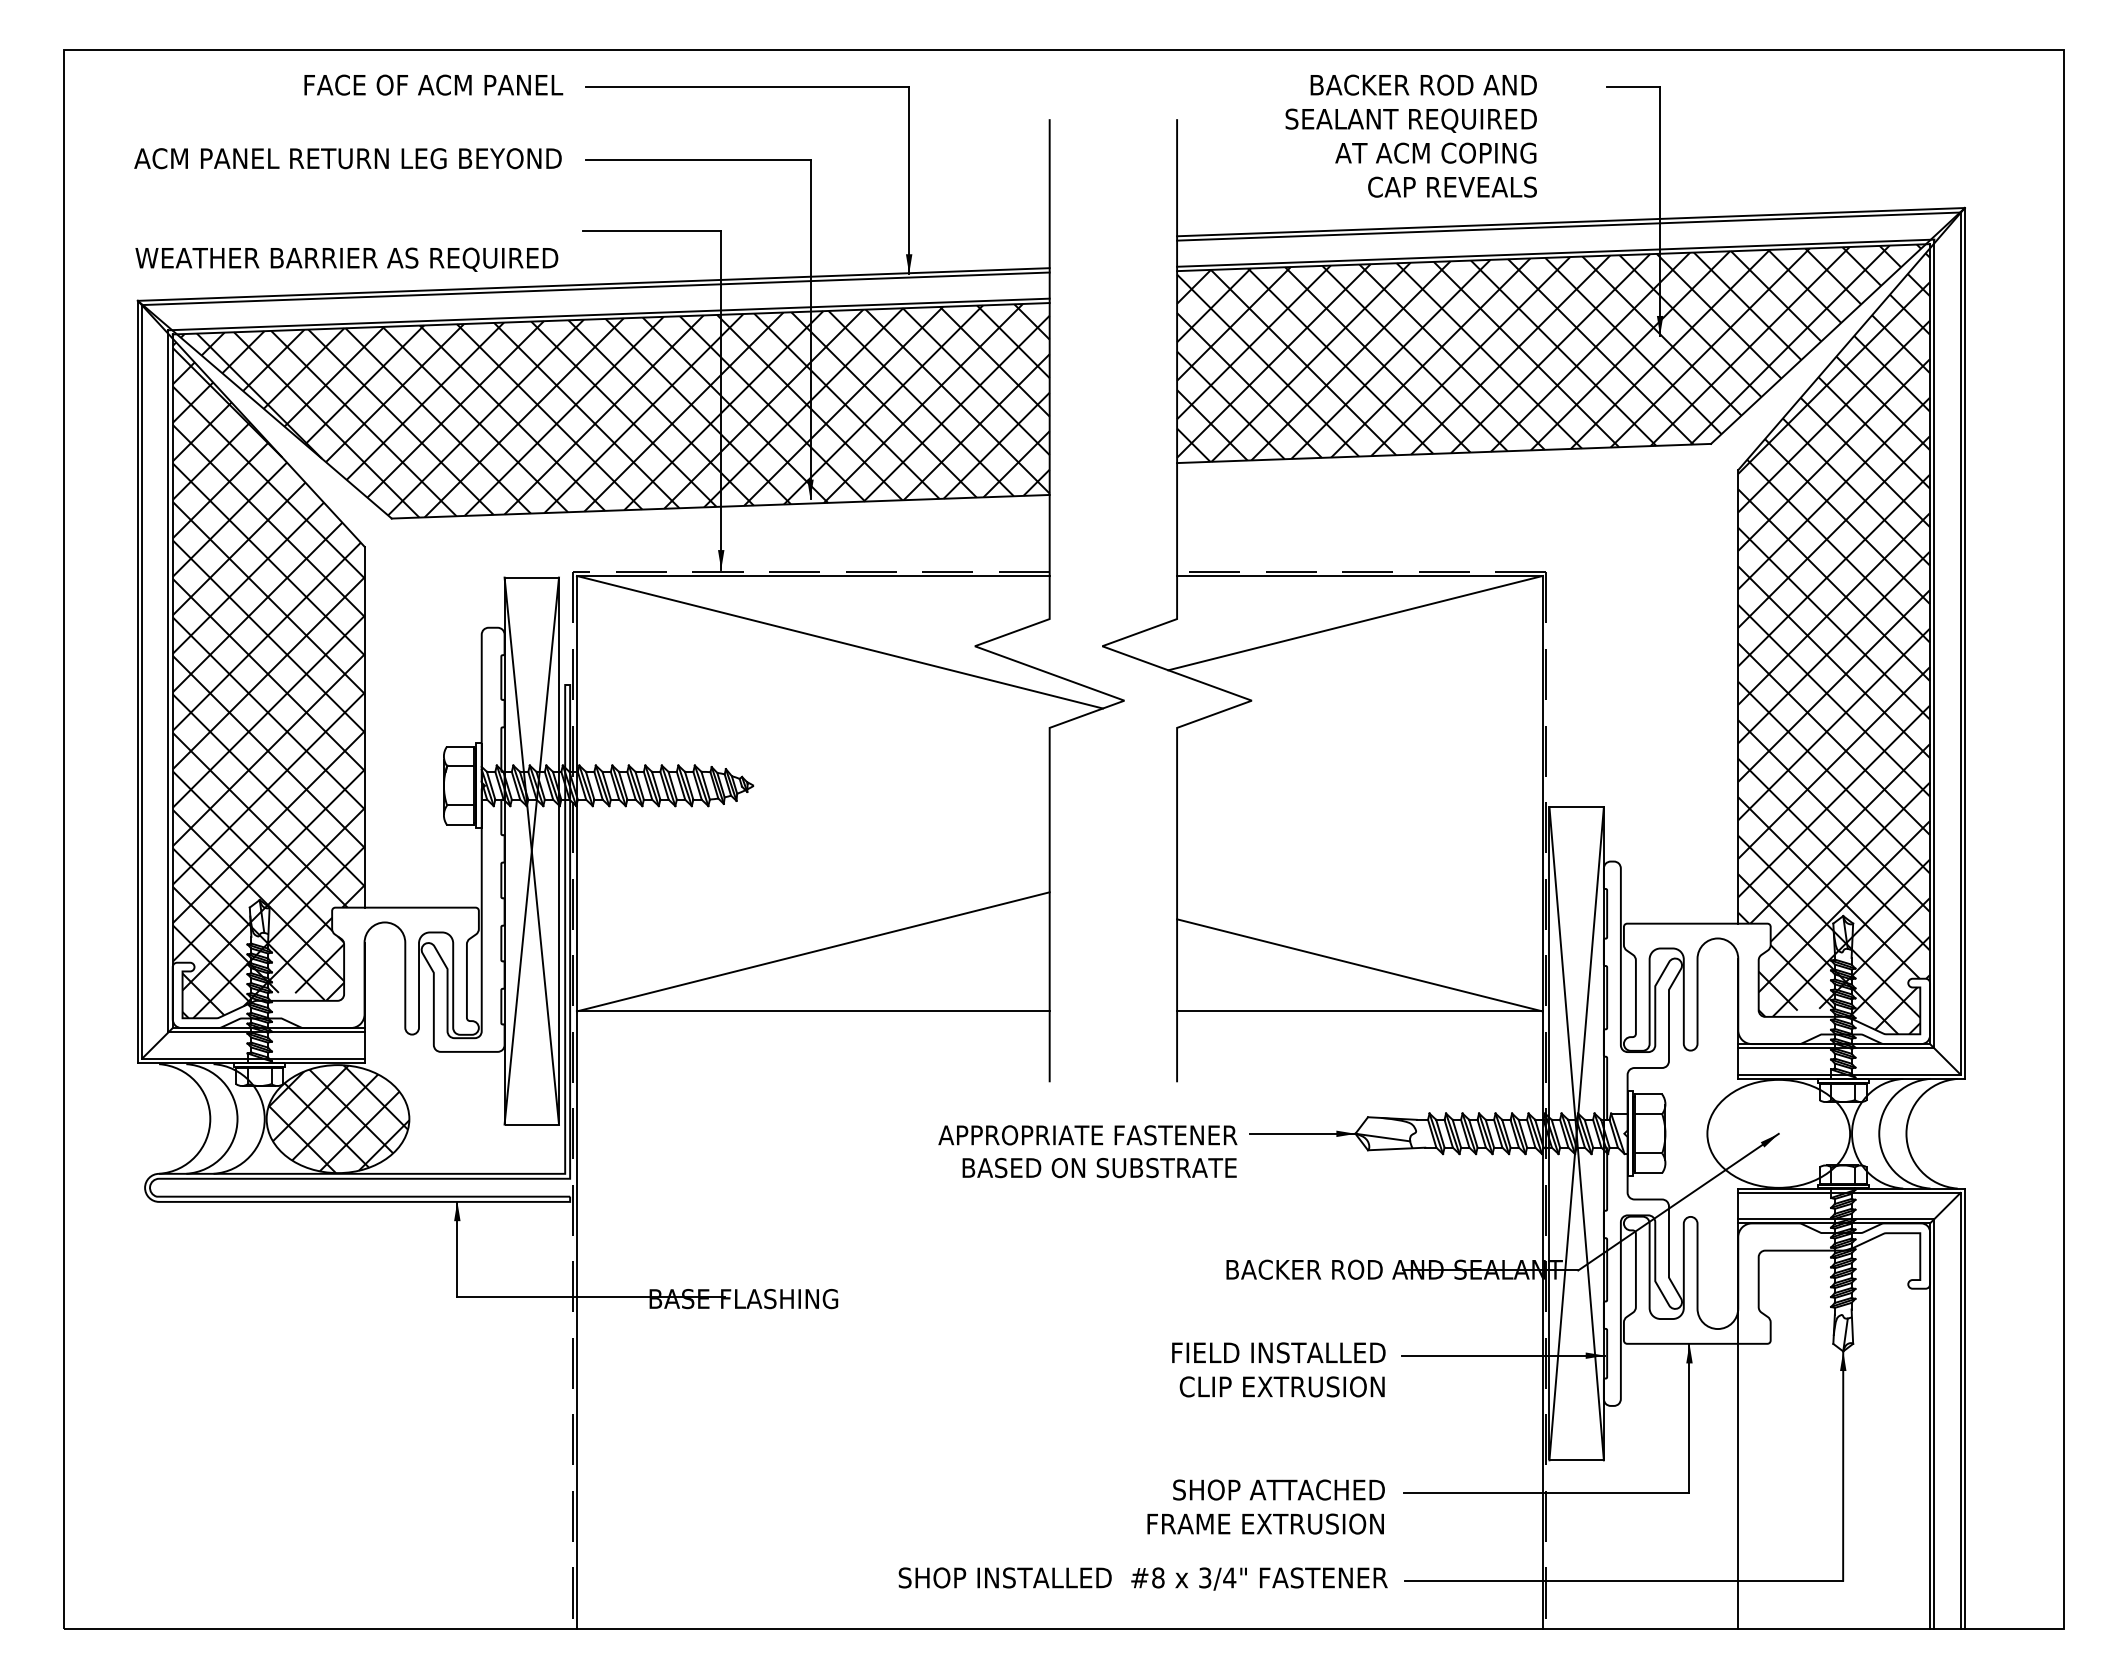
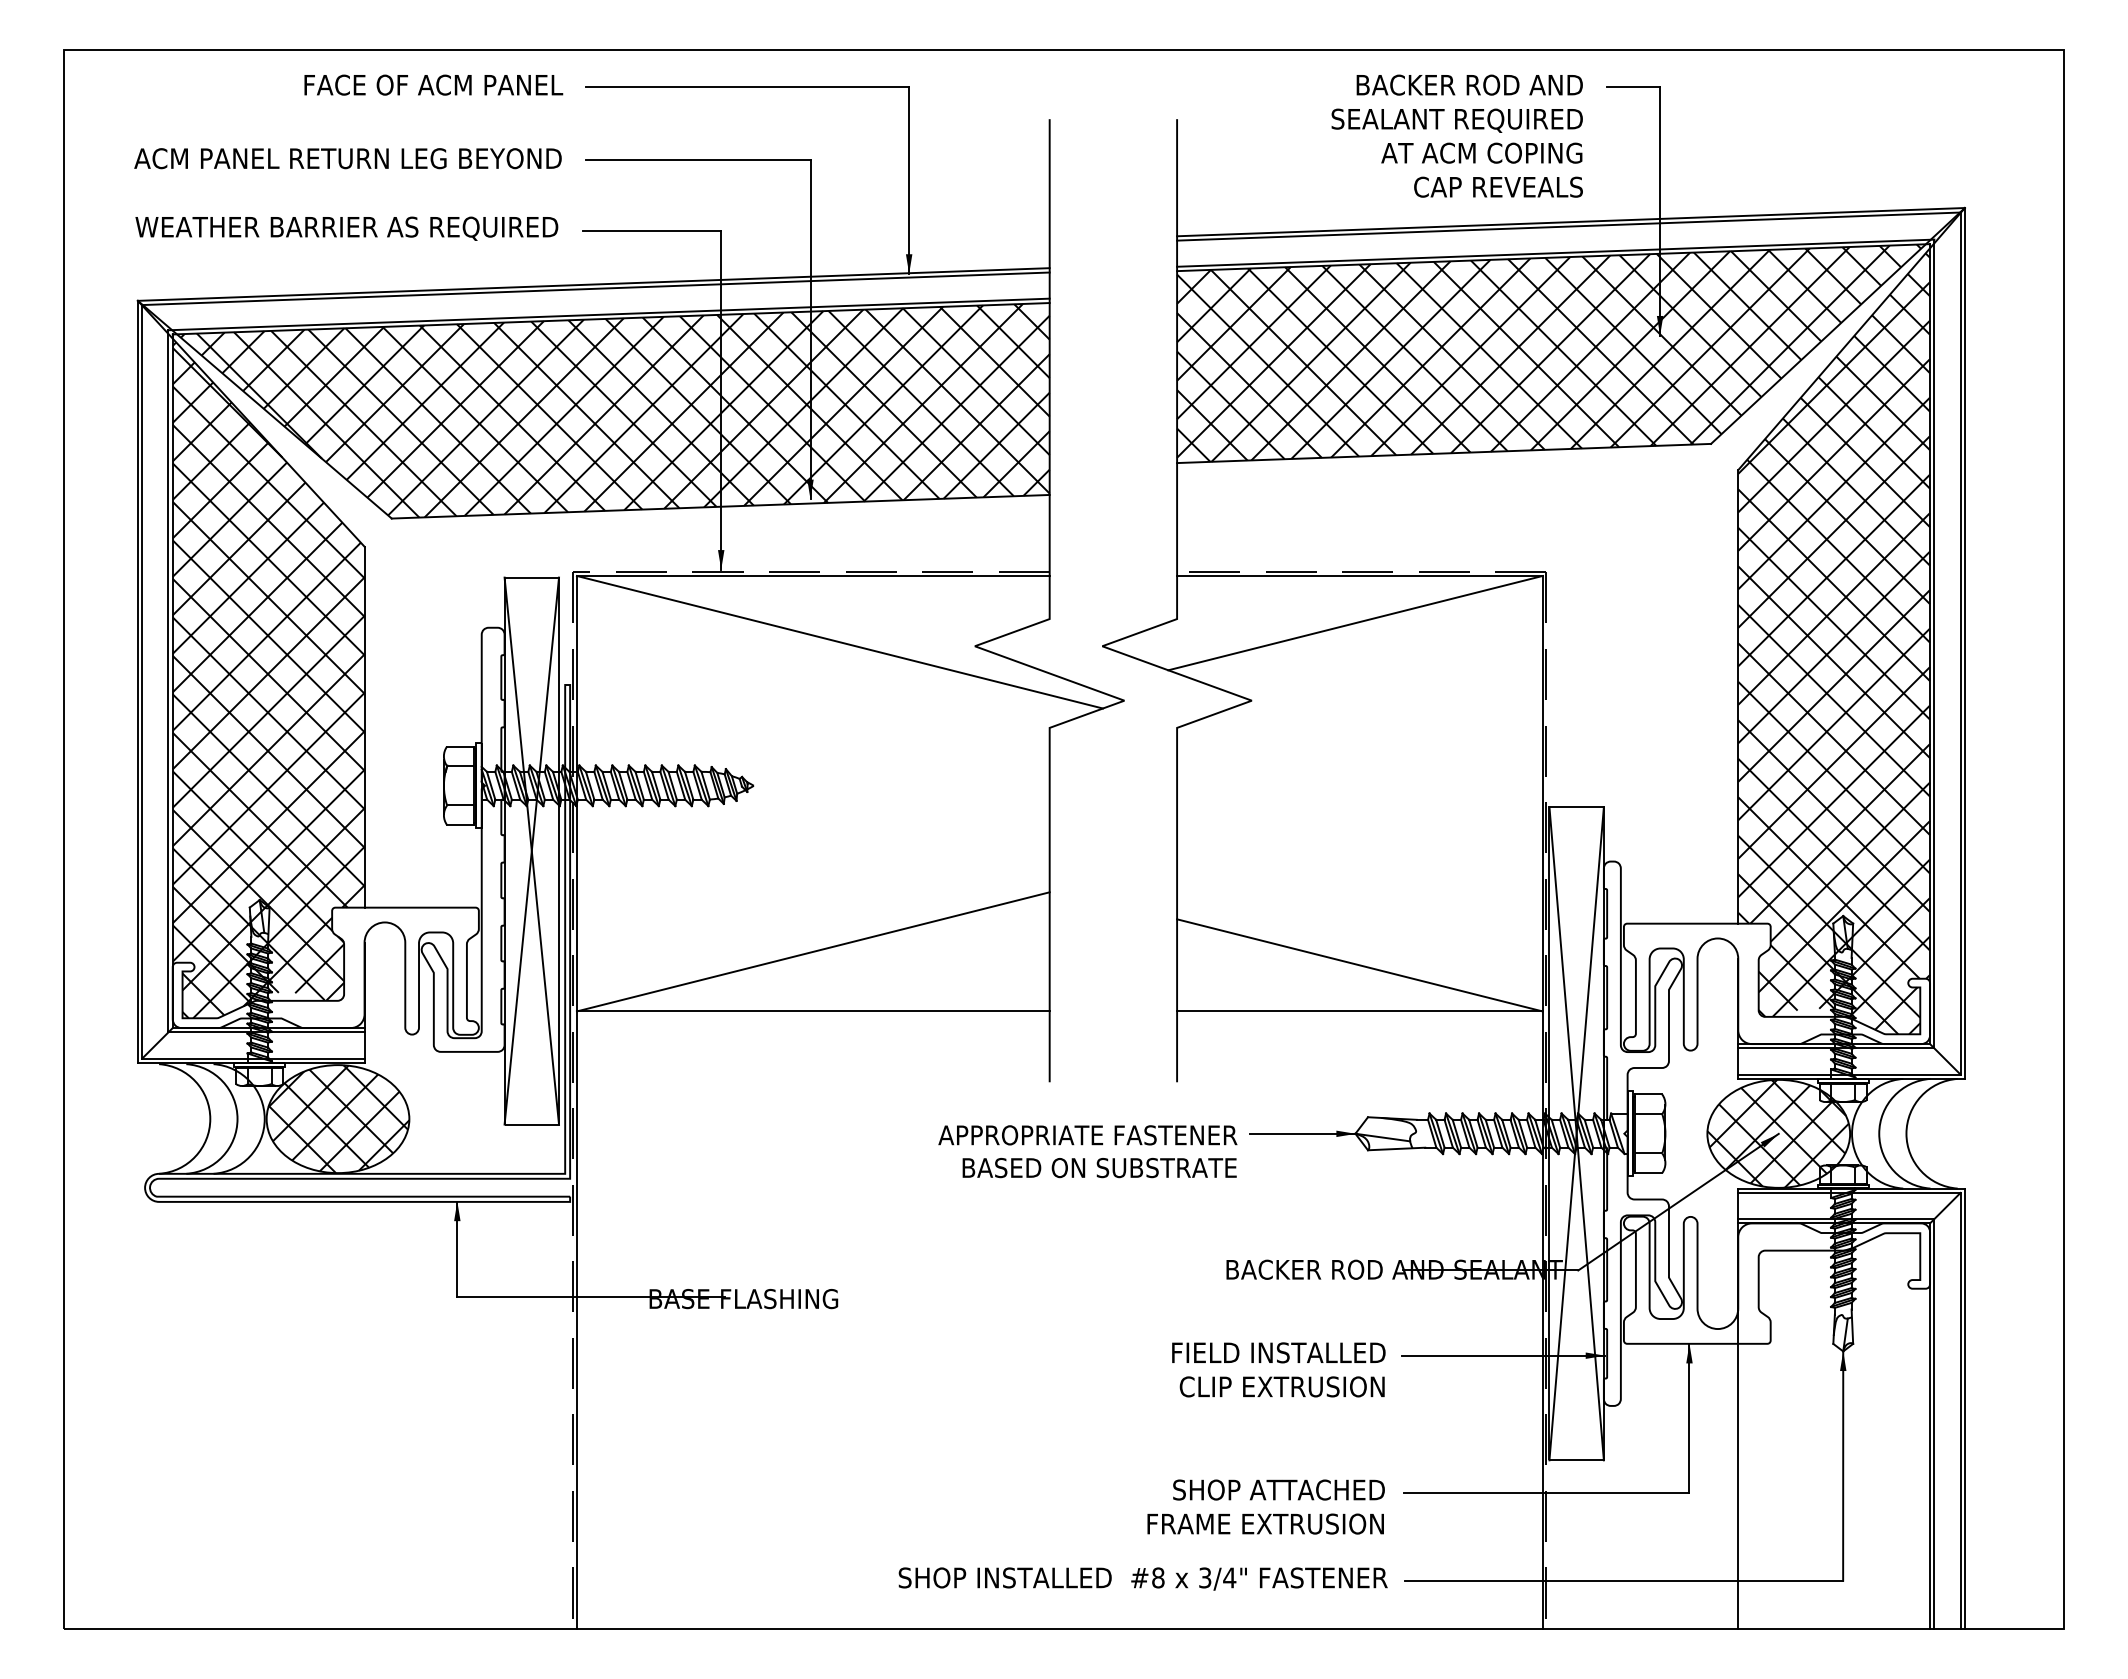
text position: (1410, 135) -> (1456, 135) (1456, 135)
text position: (346, 259) -> (346, 228) (346, 228)
hatch: none -> present (1777, 1133)
